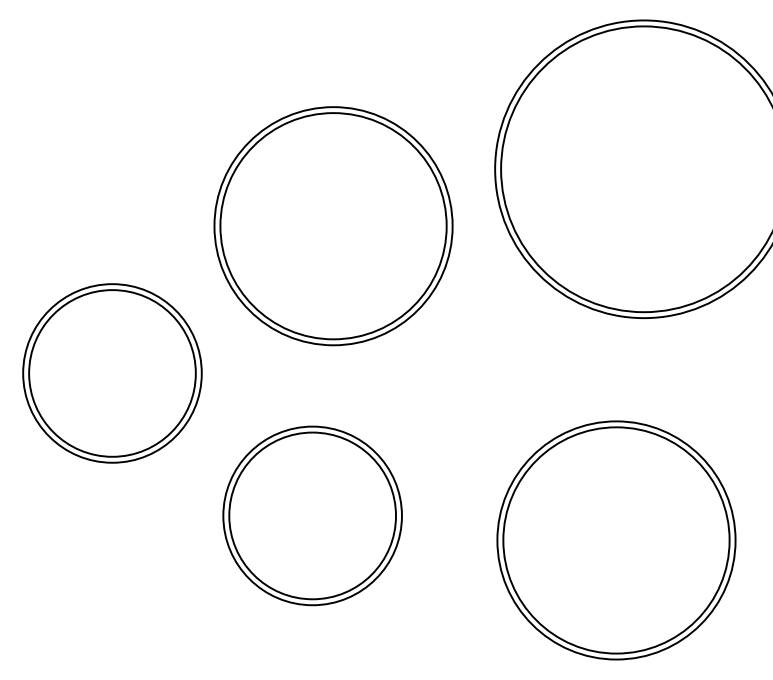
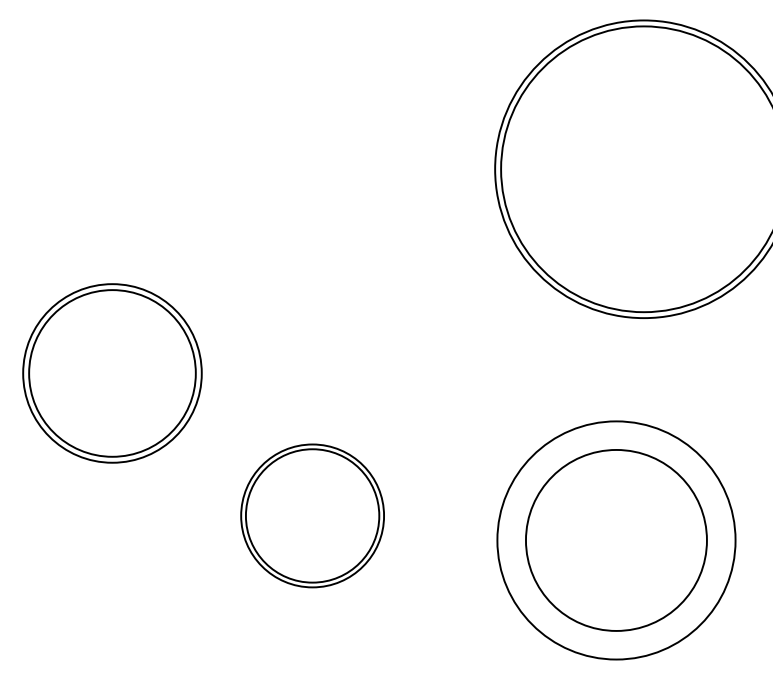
part: present -> none (333, 226)
part size: 181x182 px -> 145x146 px (312, 515)
circle diameter: 226 px -> 181 px (615, 539)
